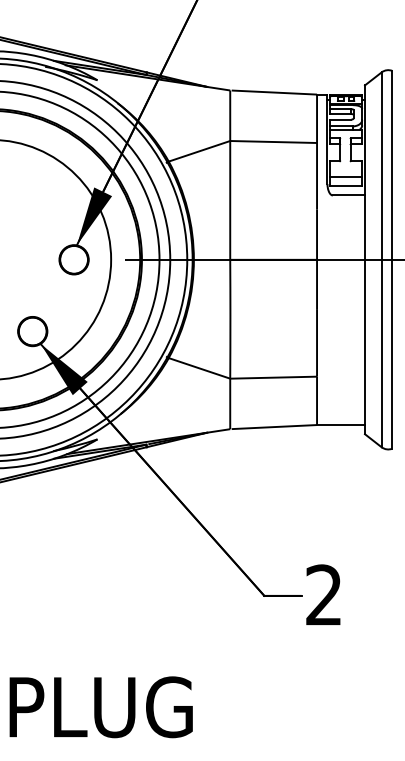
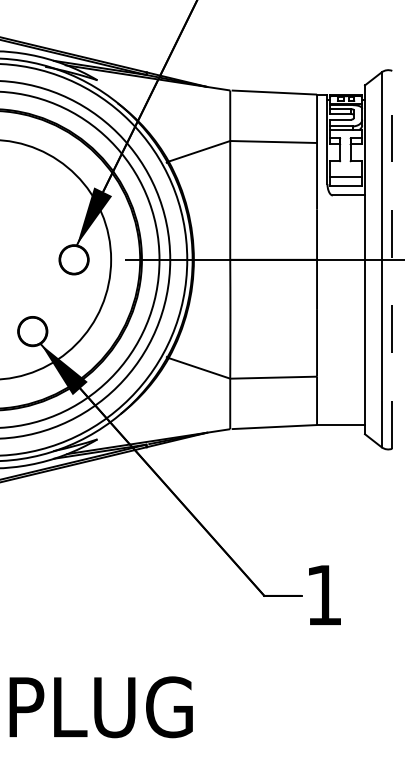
line: solid -> dashed (392, 259)
text: 2 -> 1 (323, 594)
